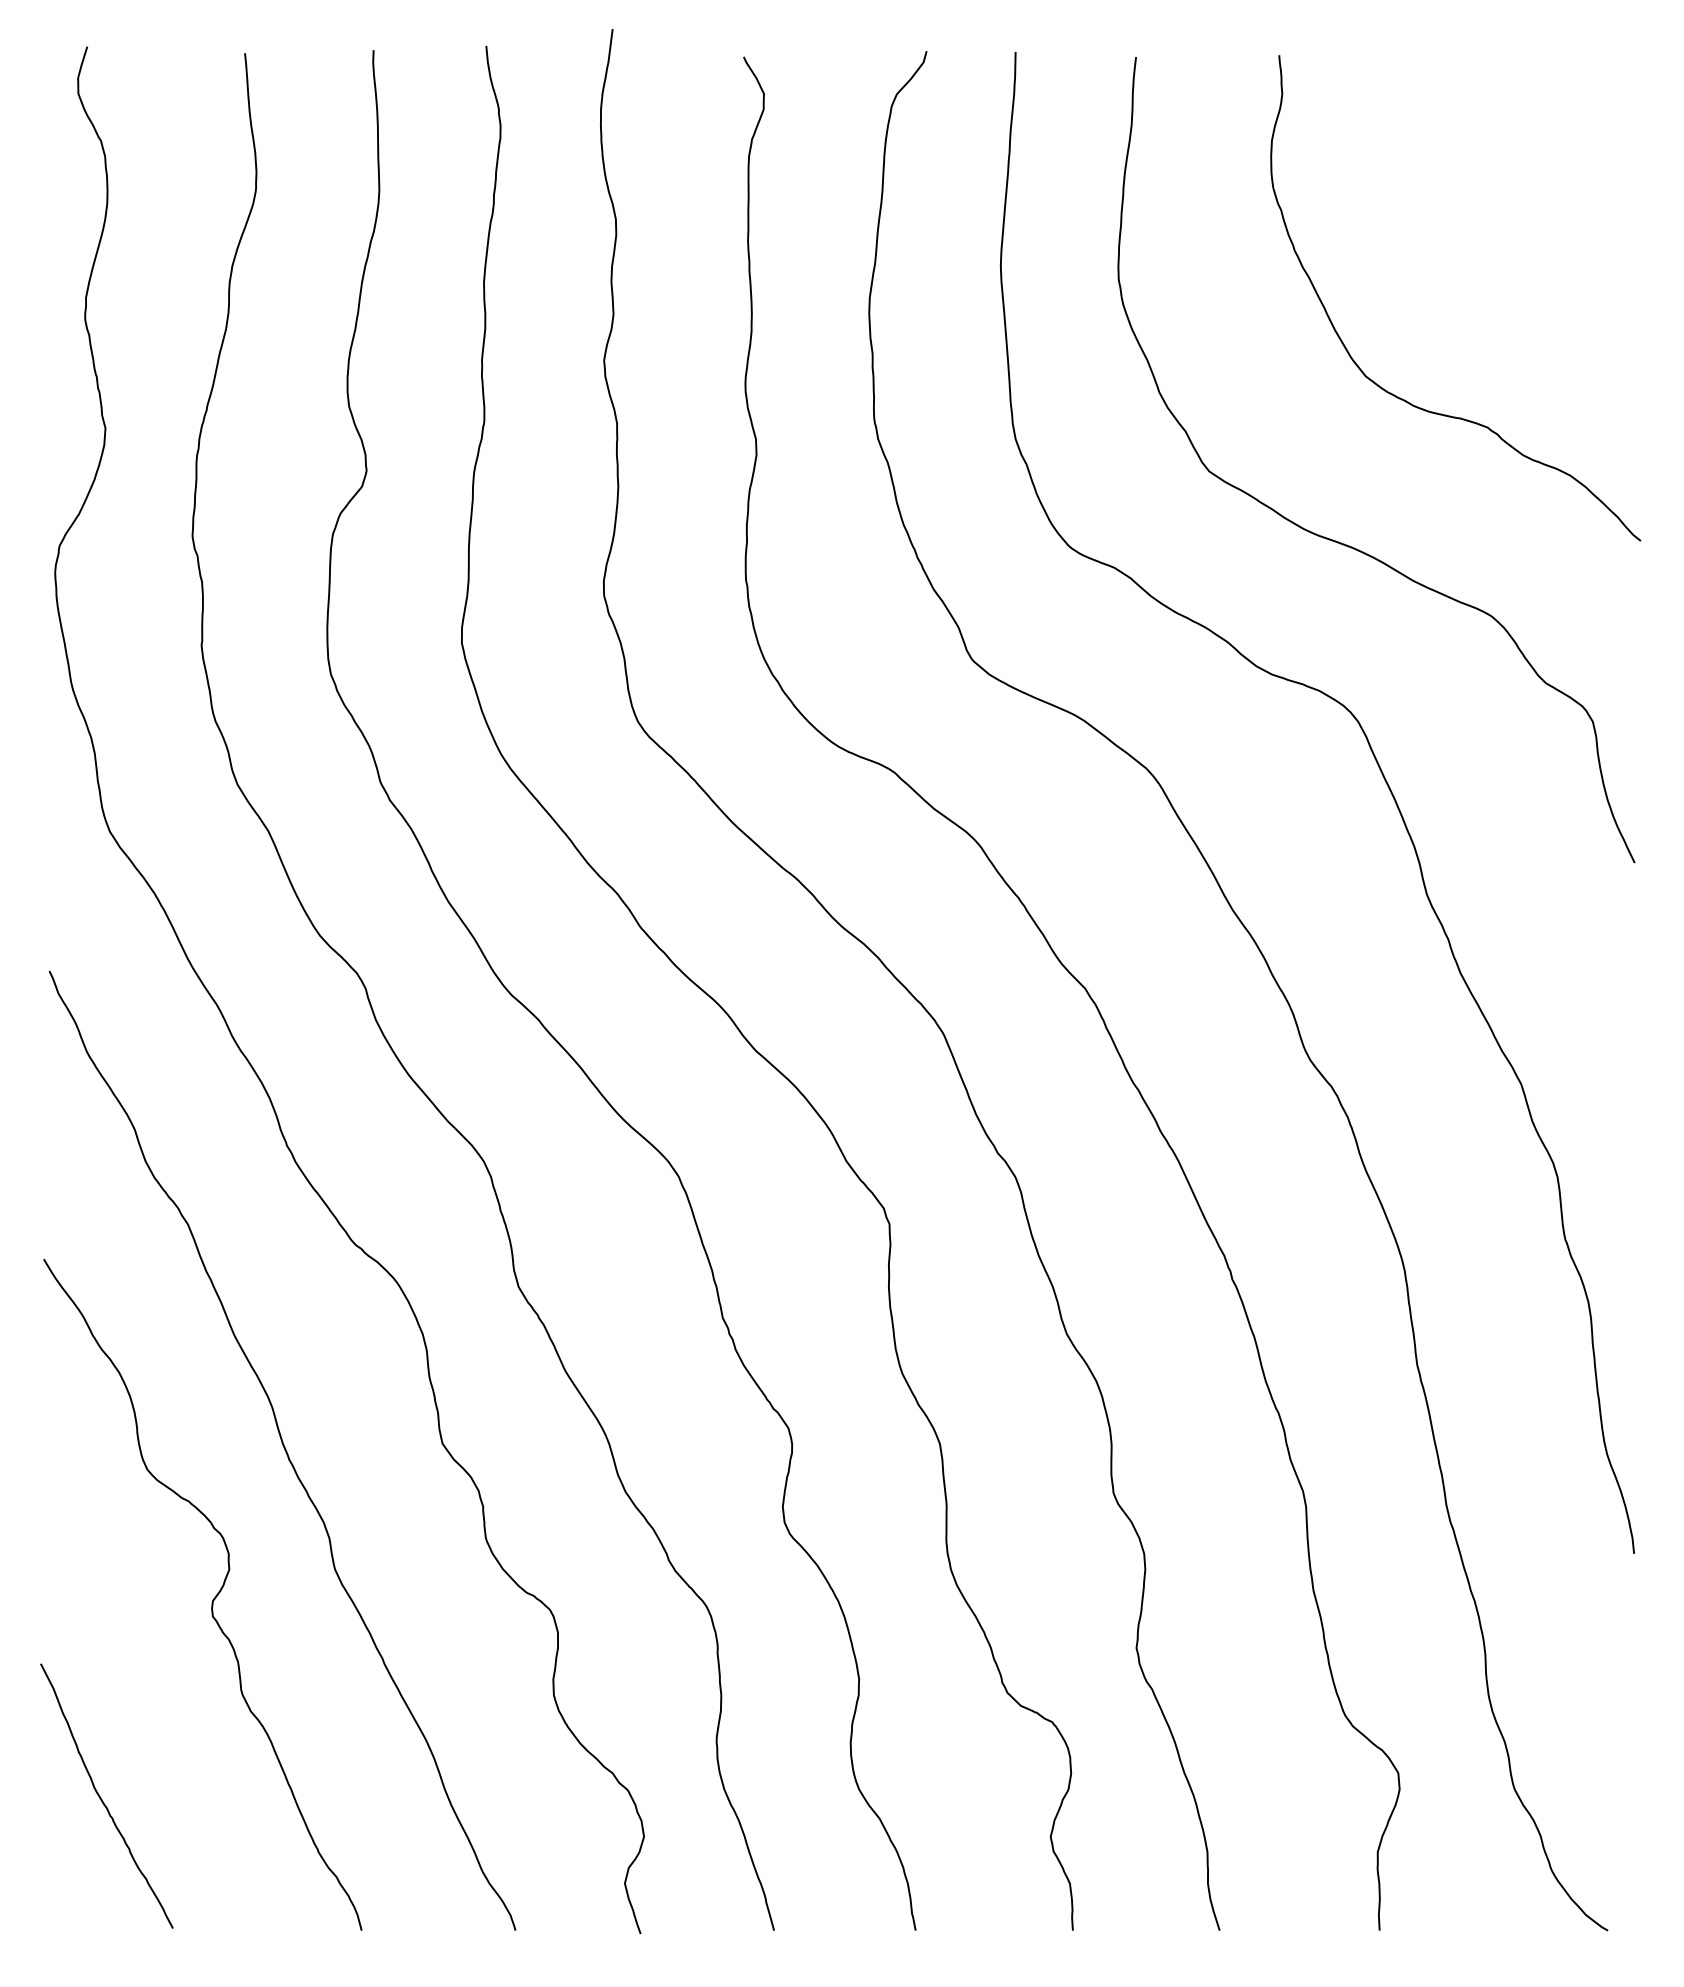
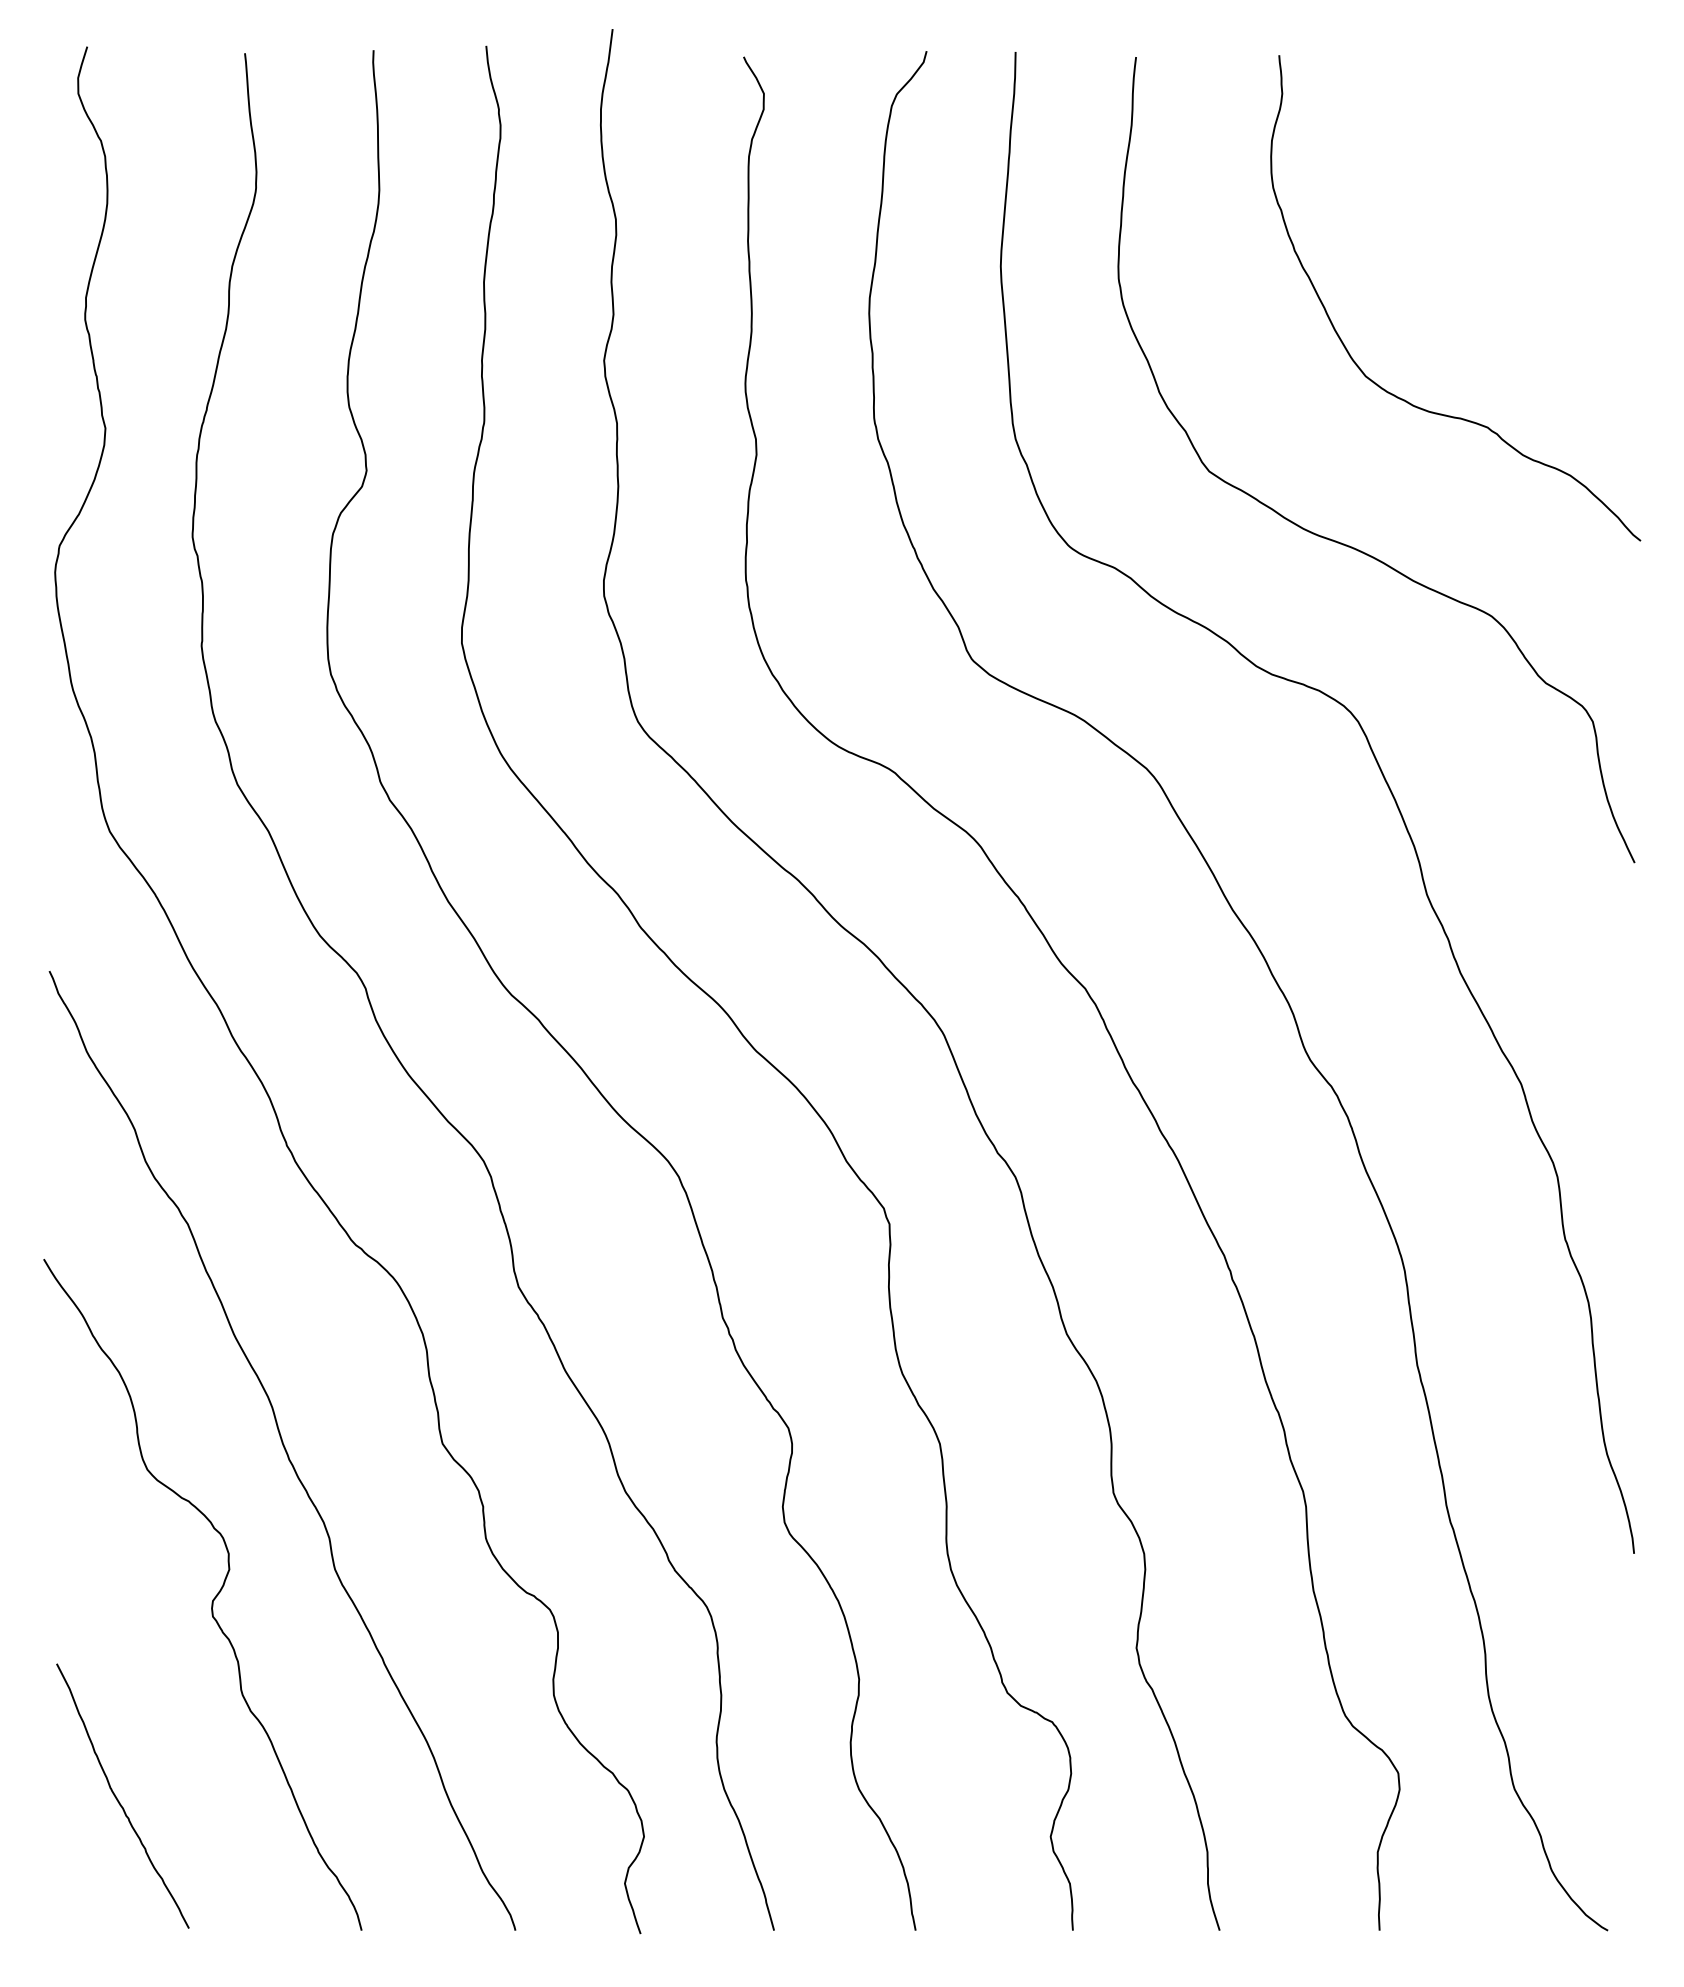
curve position: (101, 1797) -> (117, 1797) (117, 1797)
